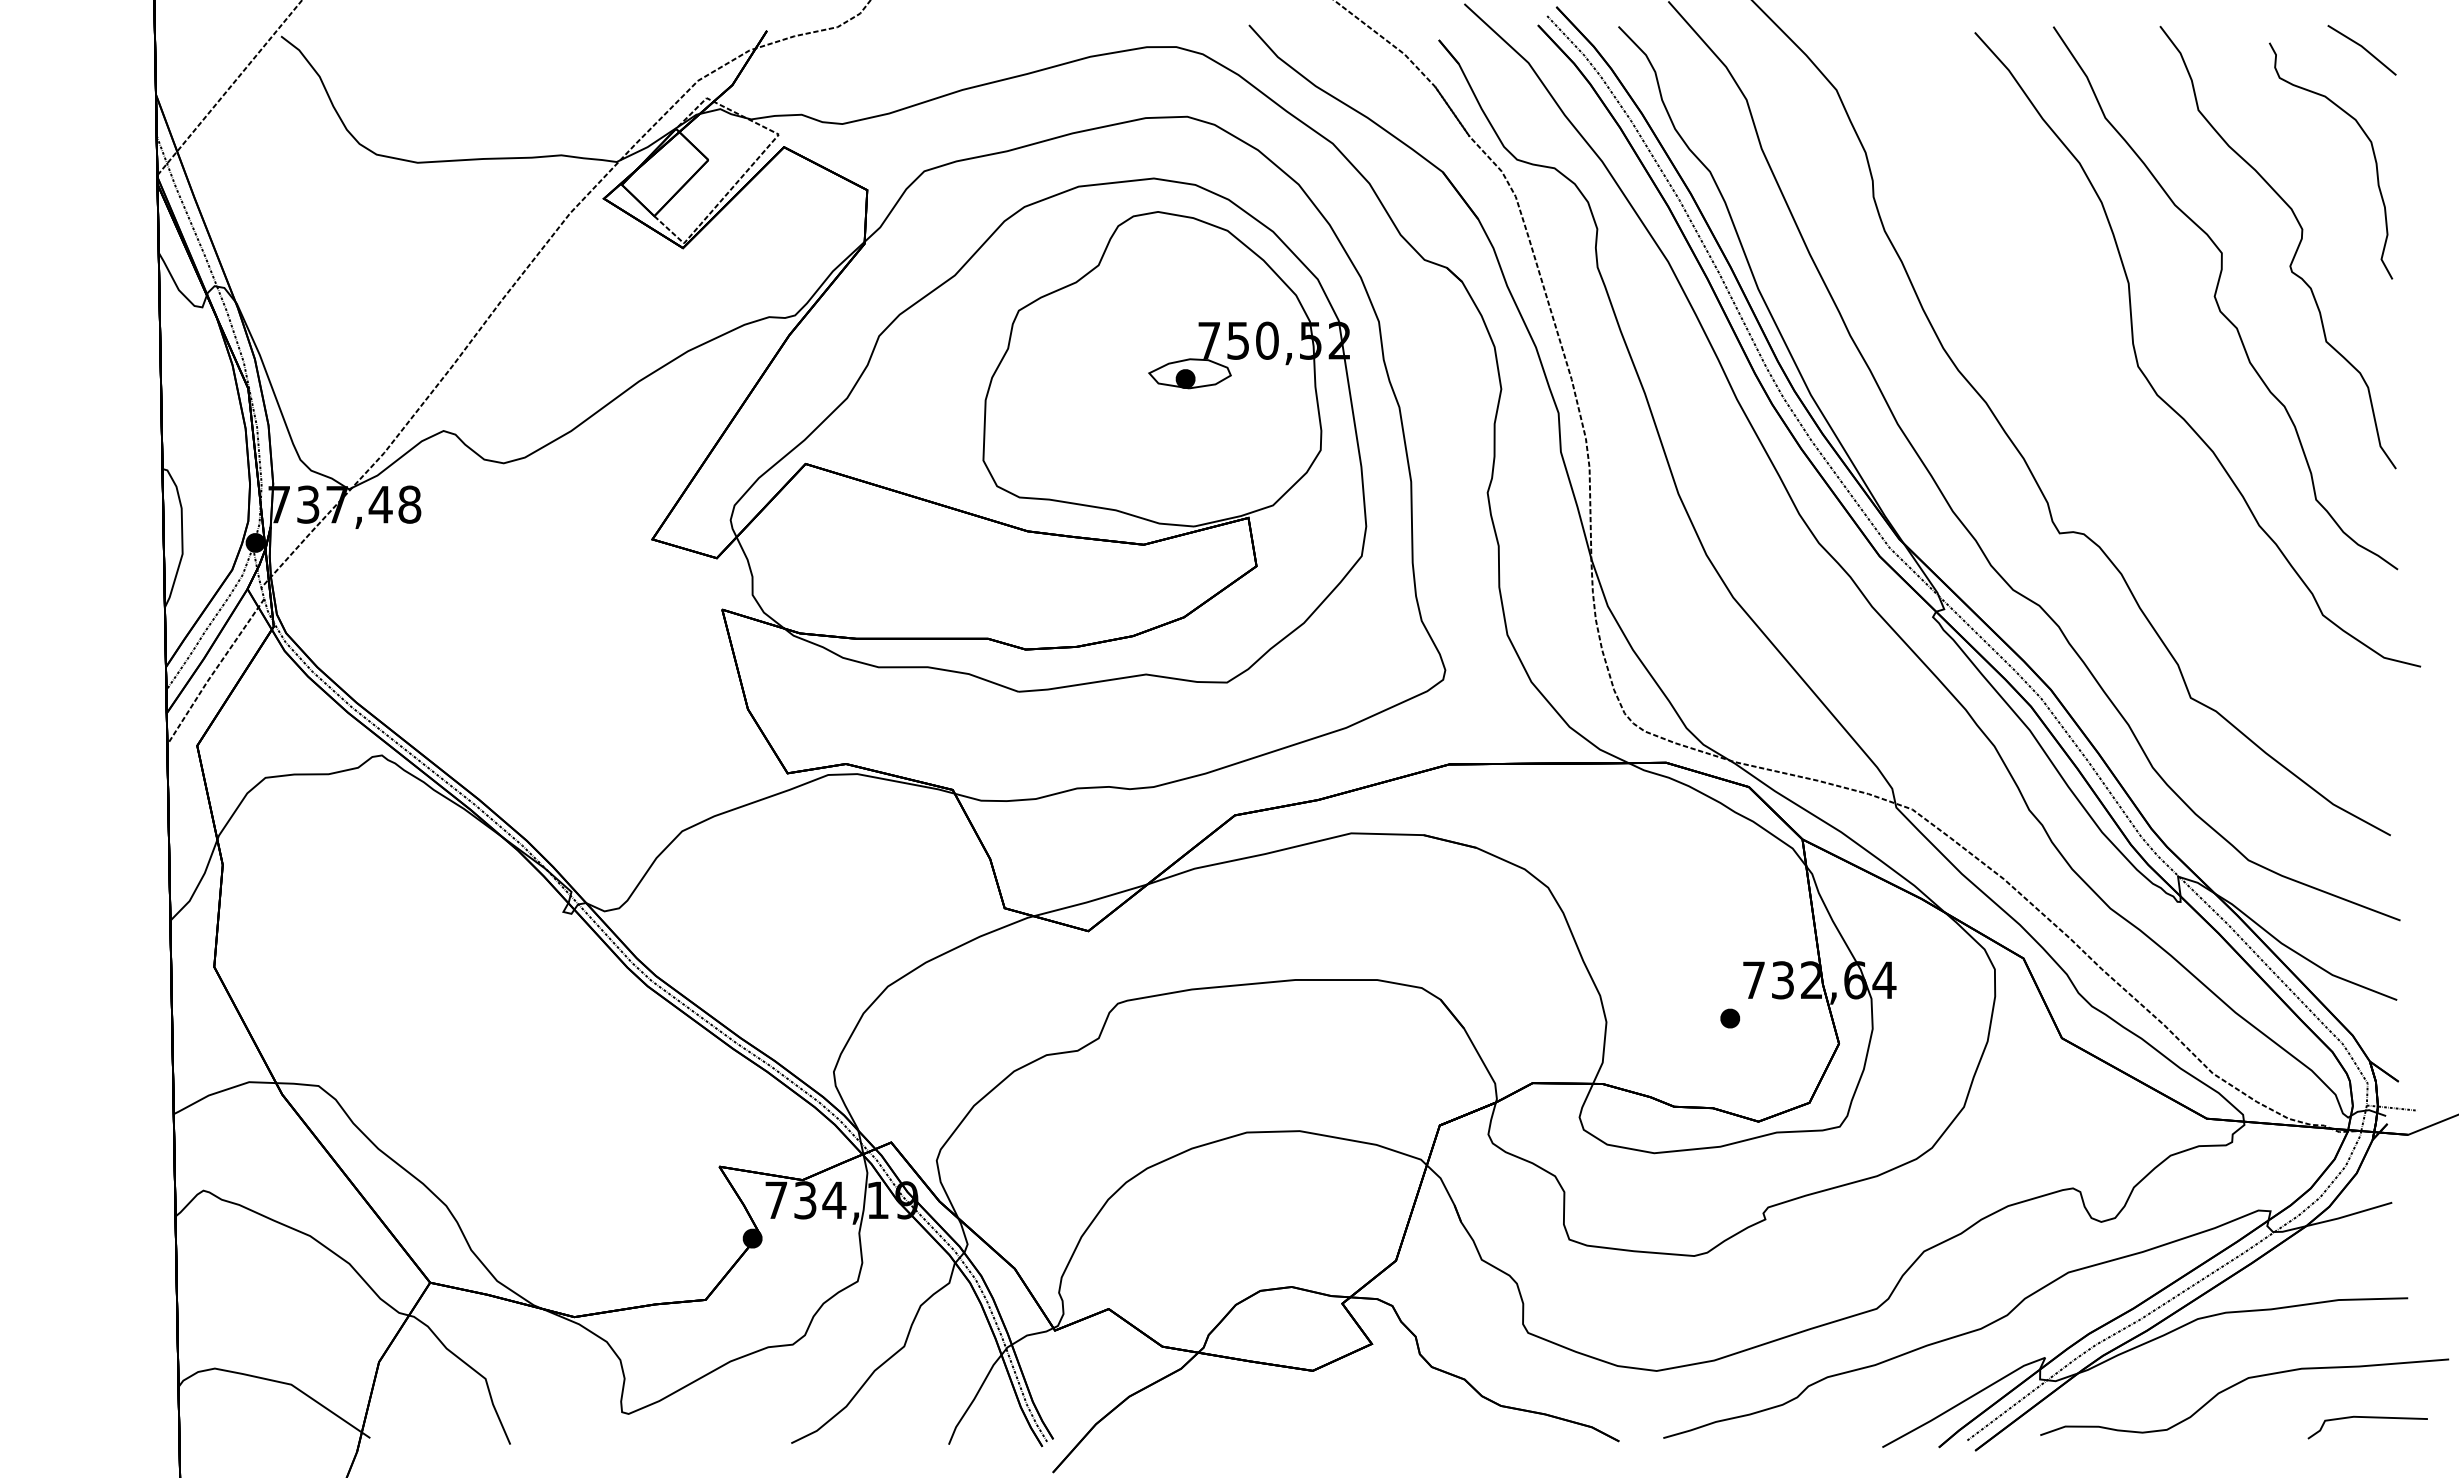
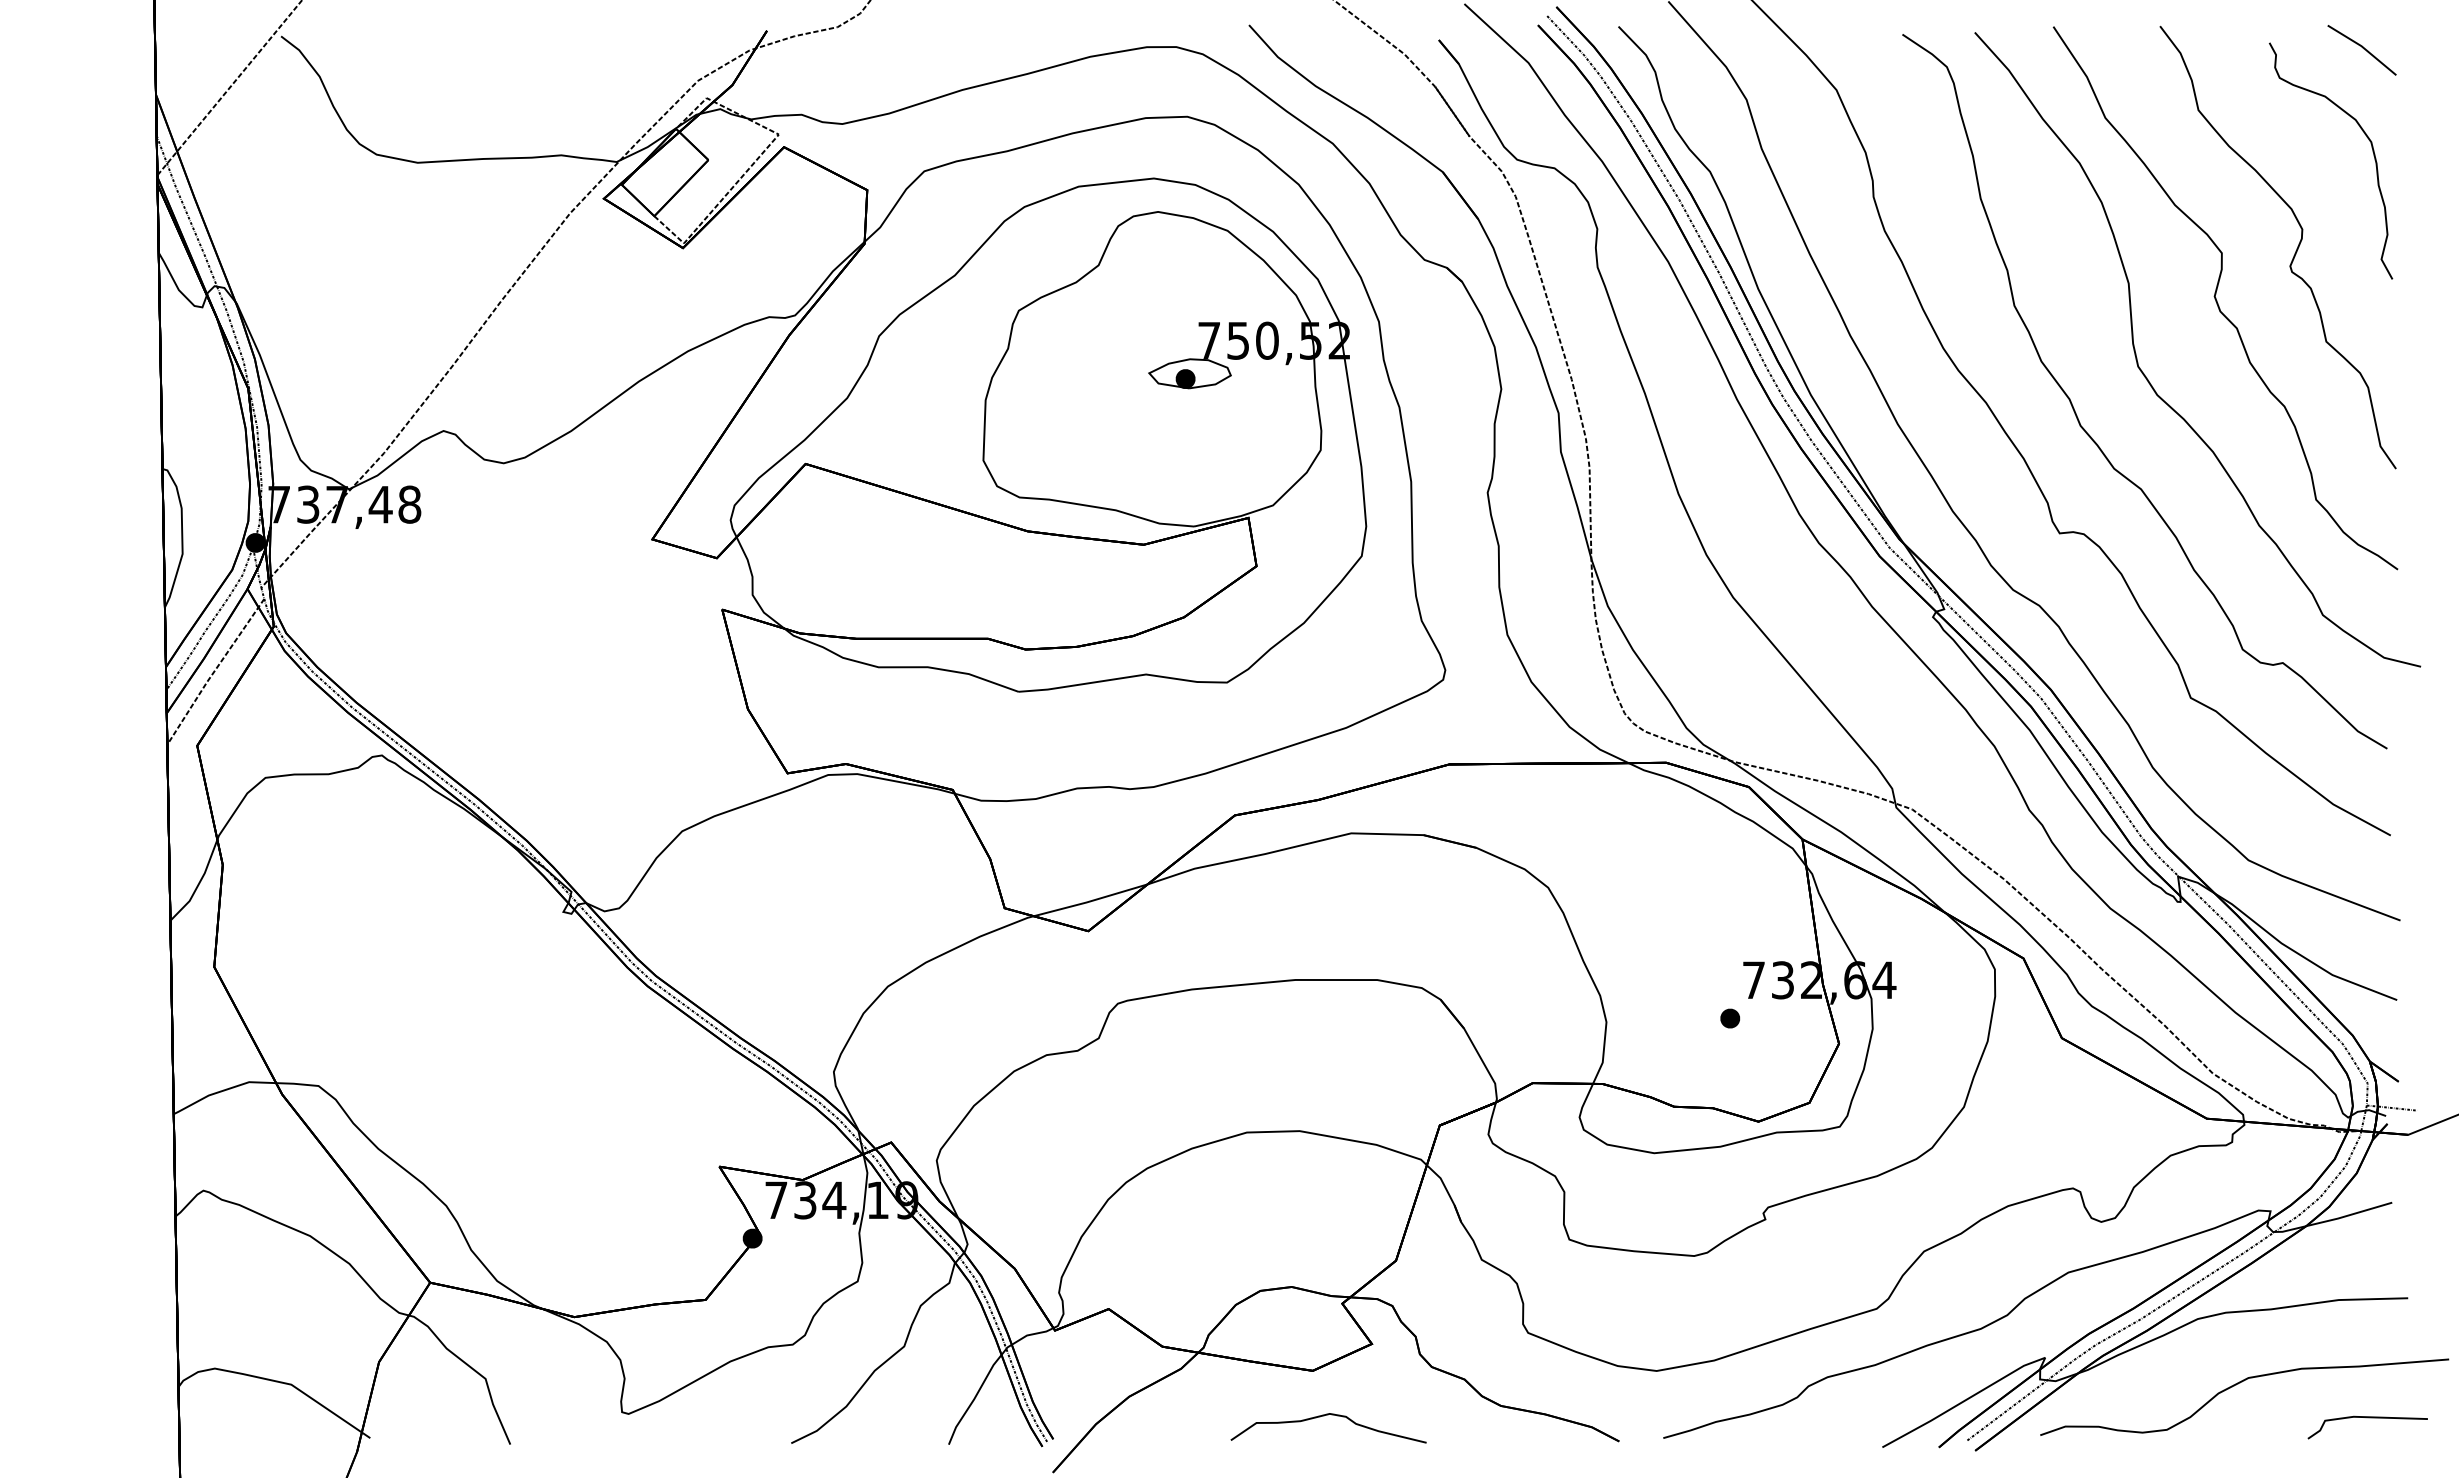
part: none -> present (2091, 436)
part: none -> present (1324, 1416)
